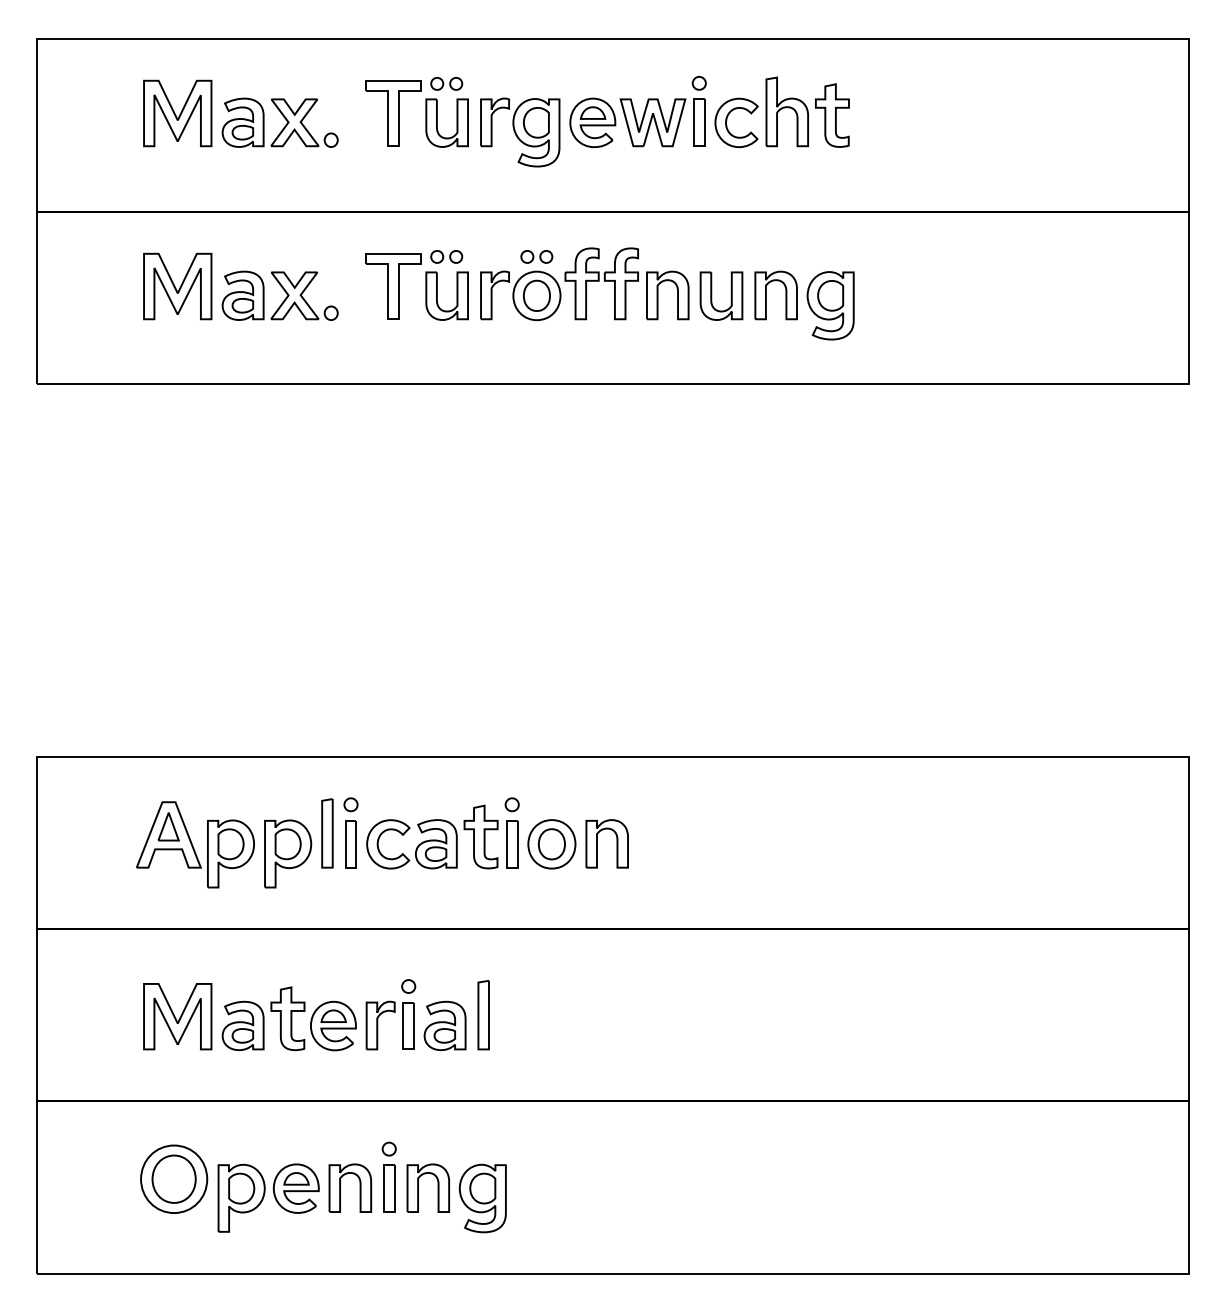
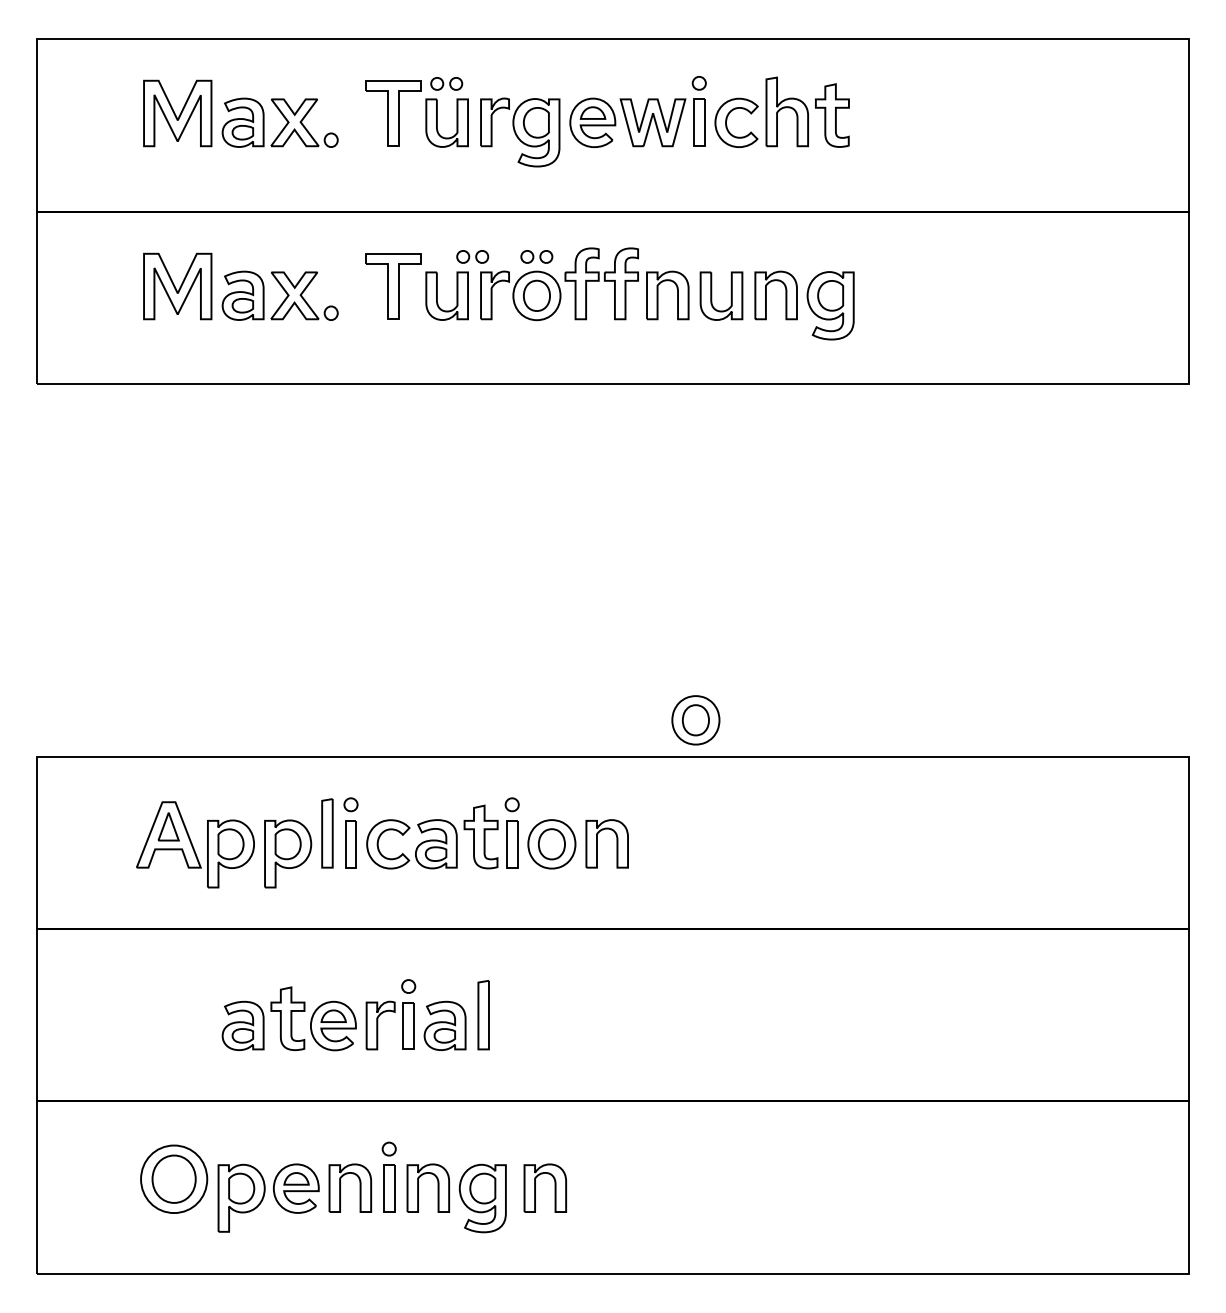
part position: (446, 256) -> (472, 256) (472, 256)
part: none -> present (695, 720)
part: present -> none (177, 1016)
part: none -> present (535, 1187)
